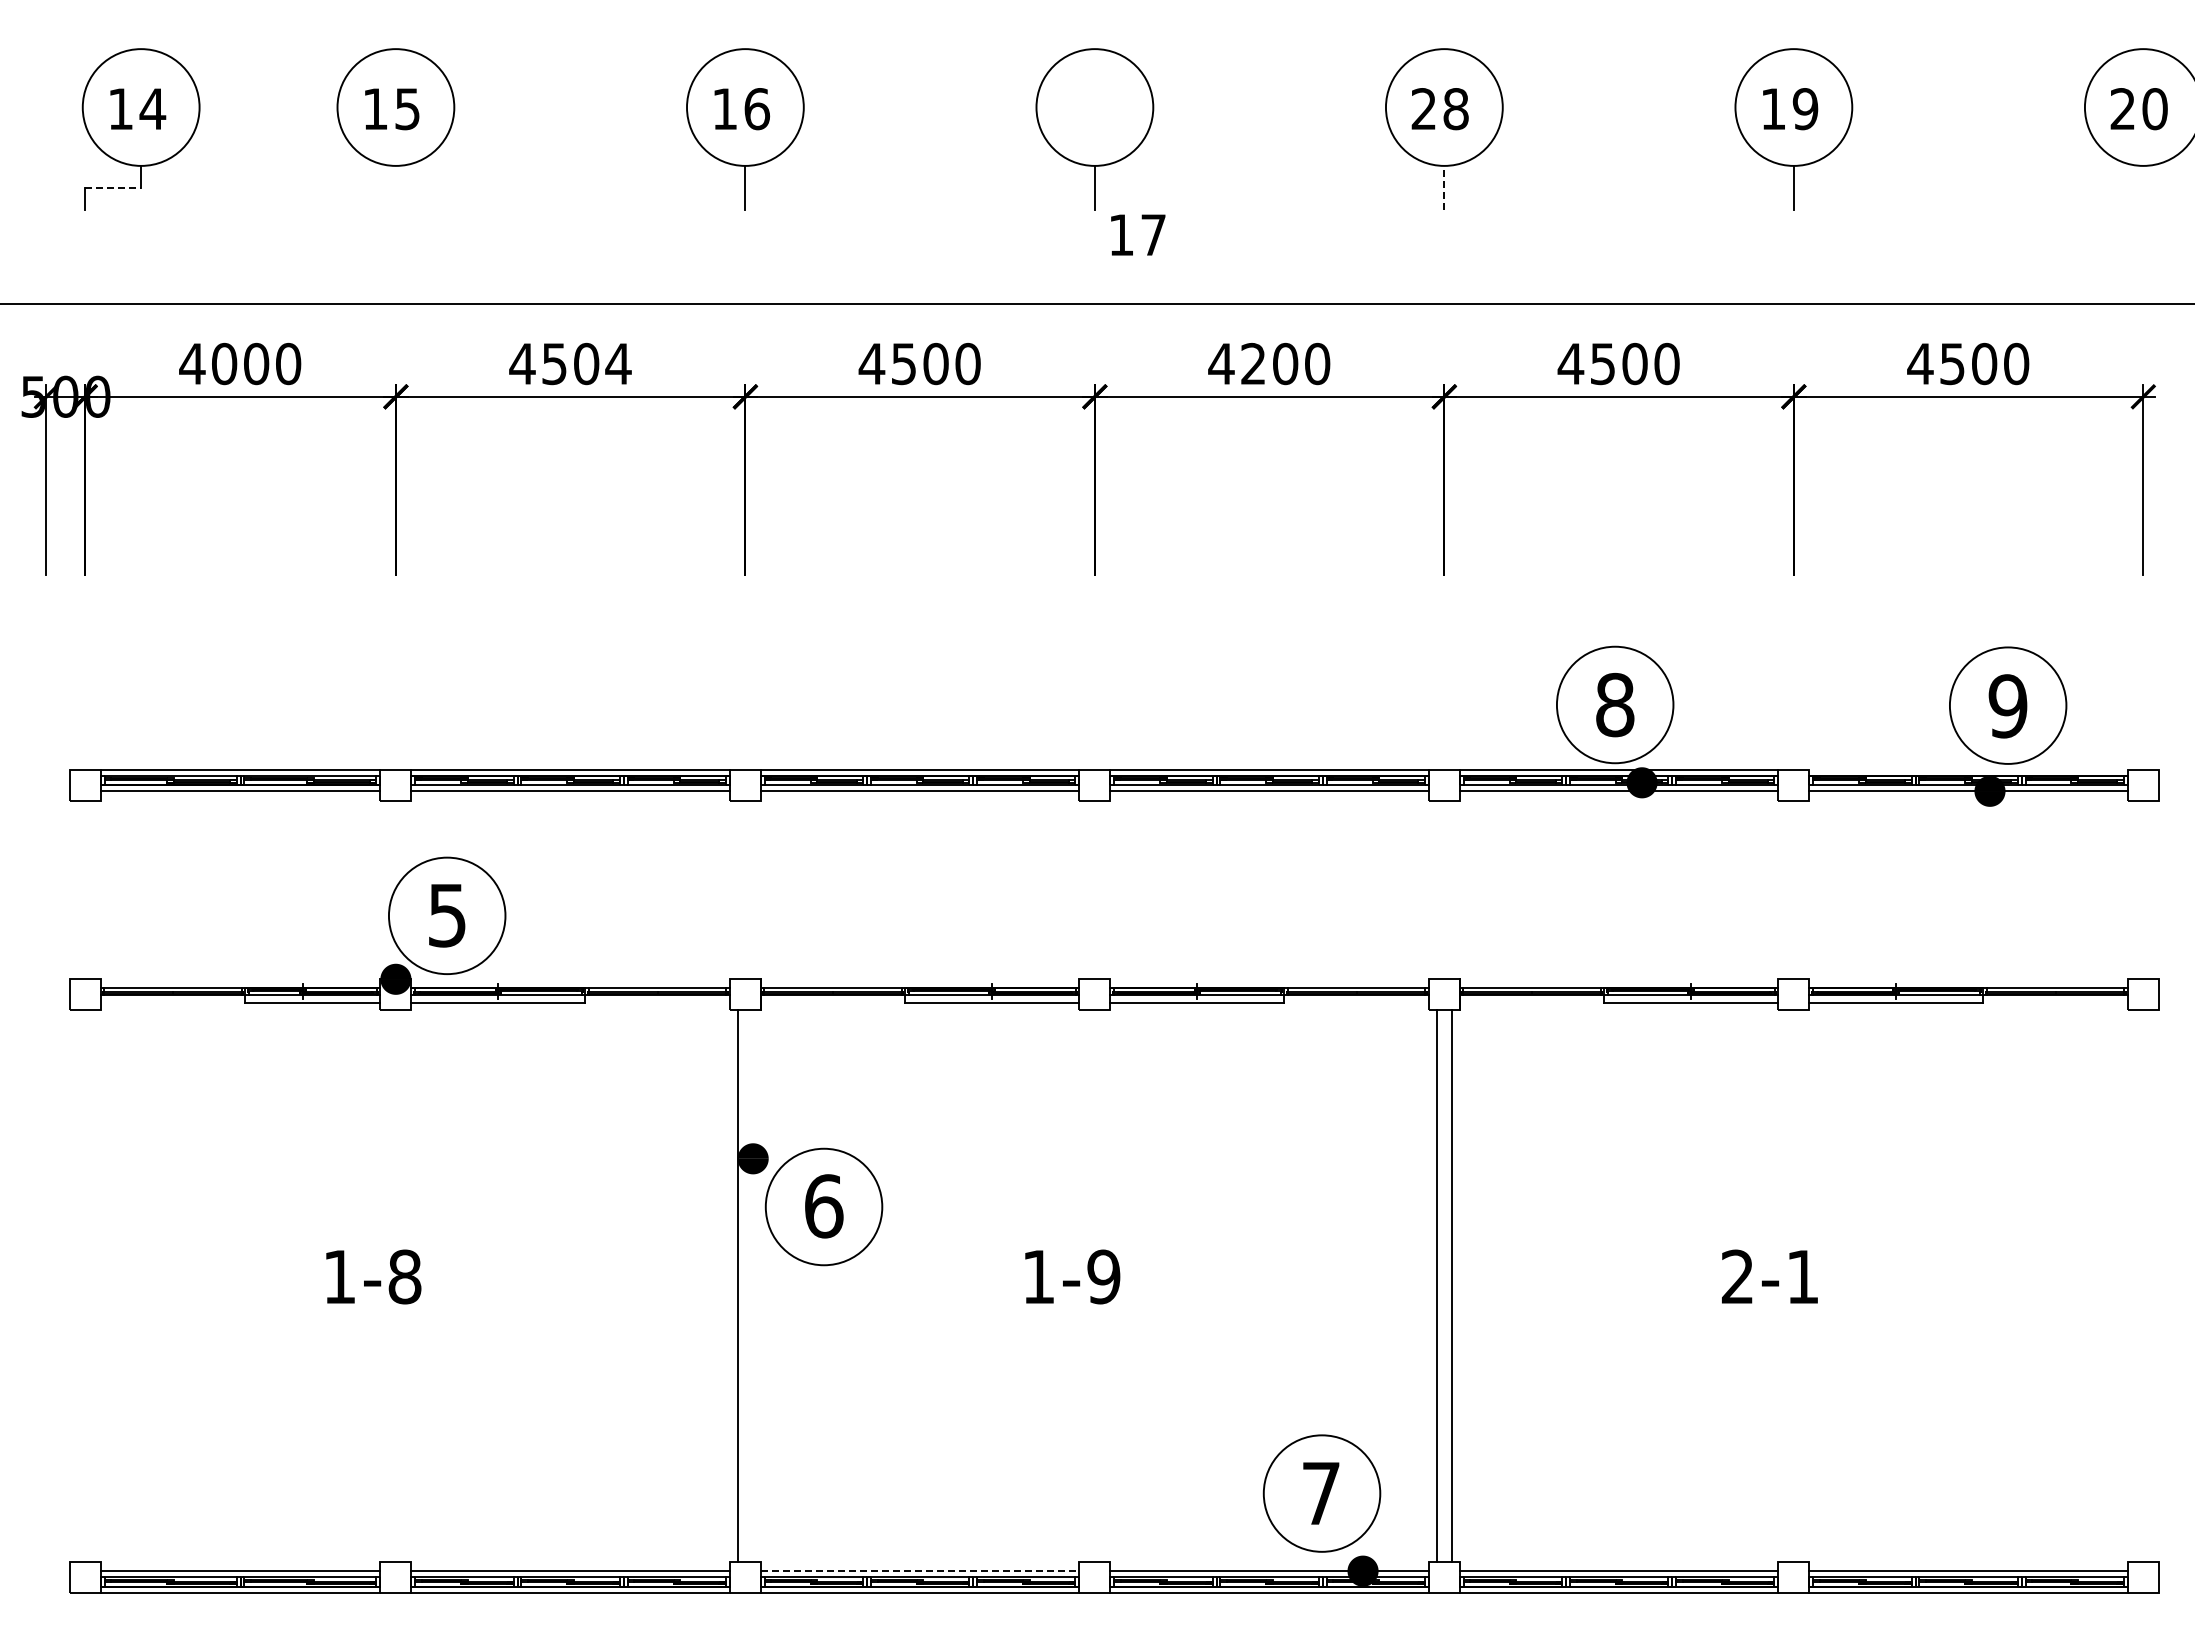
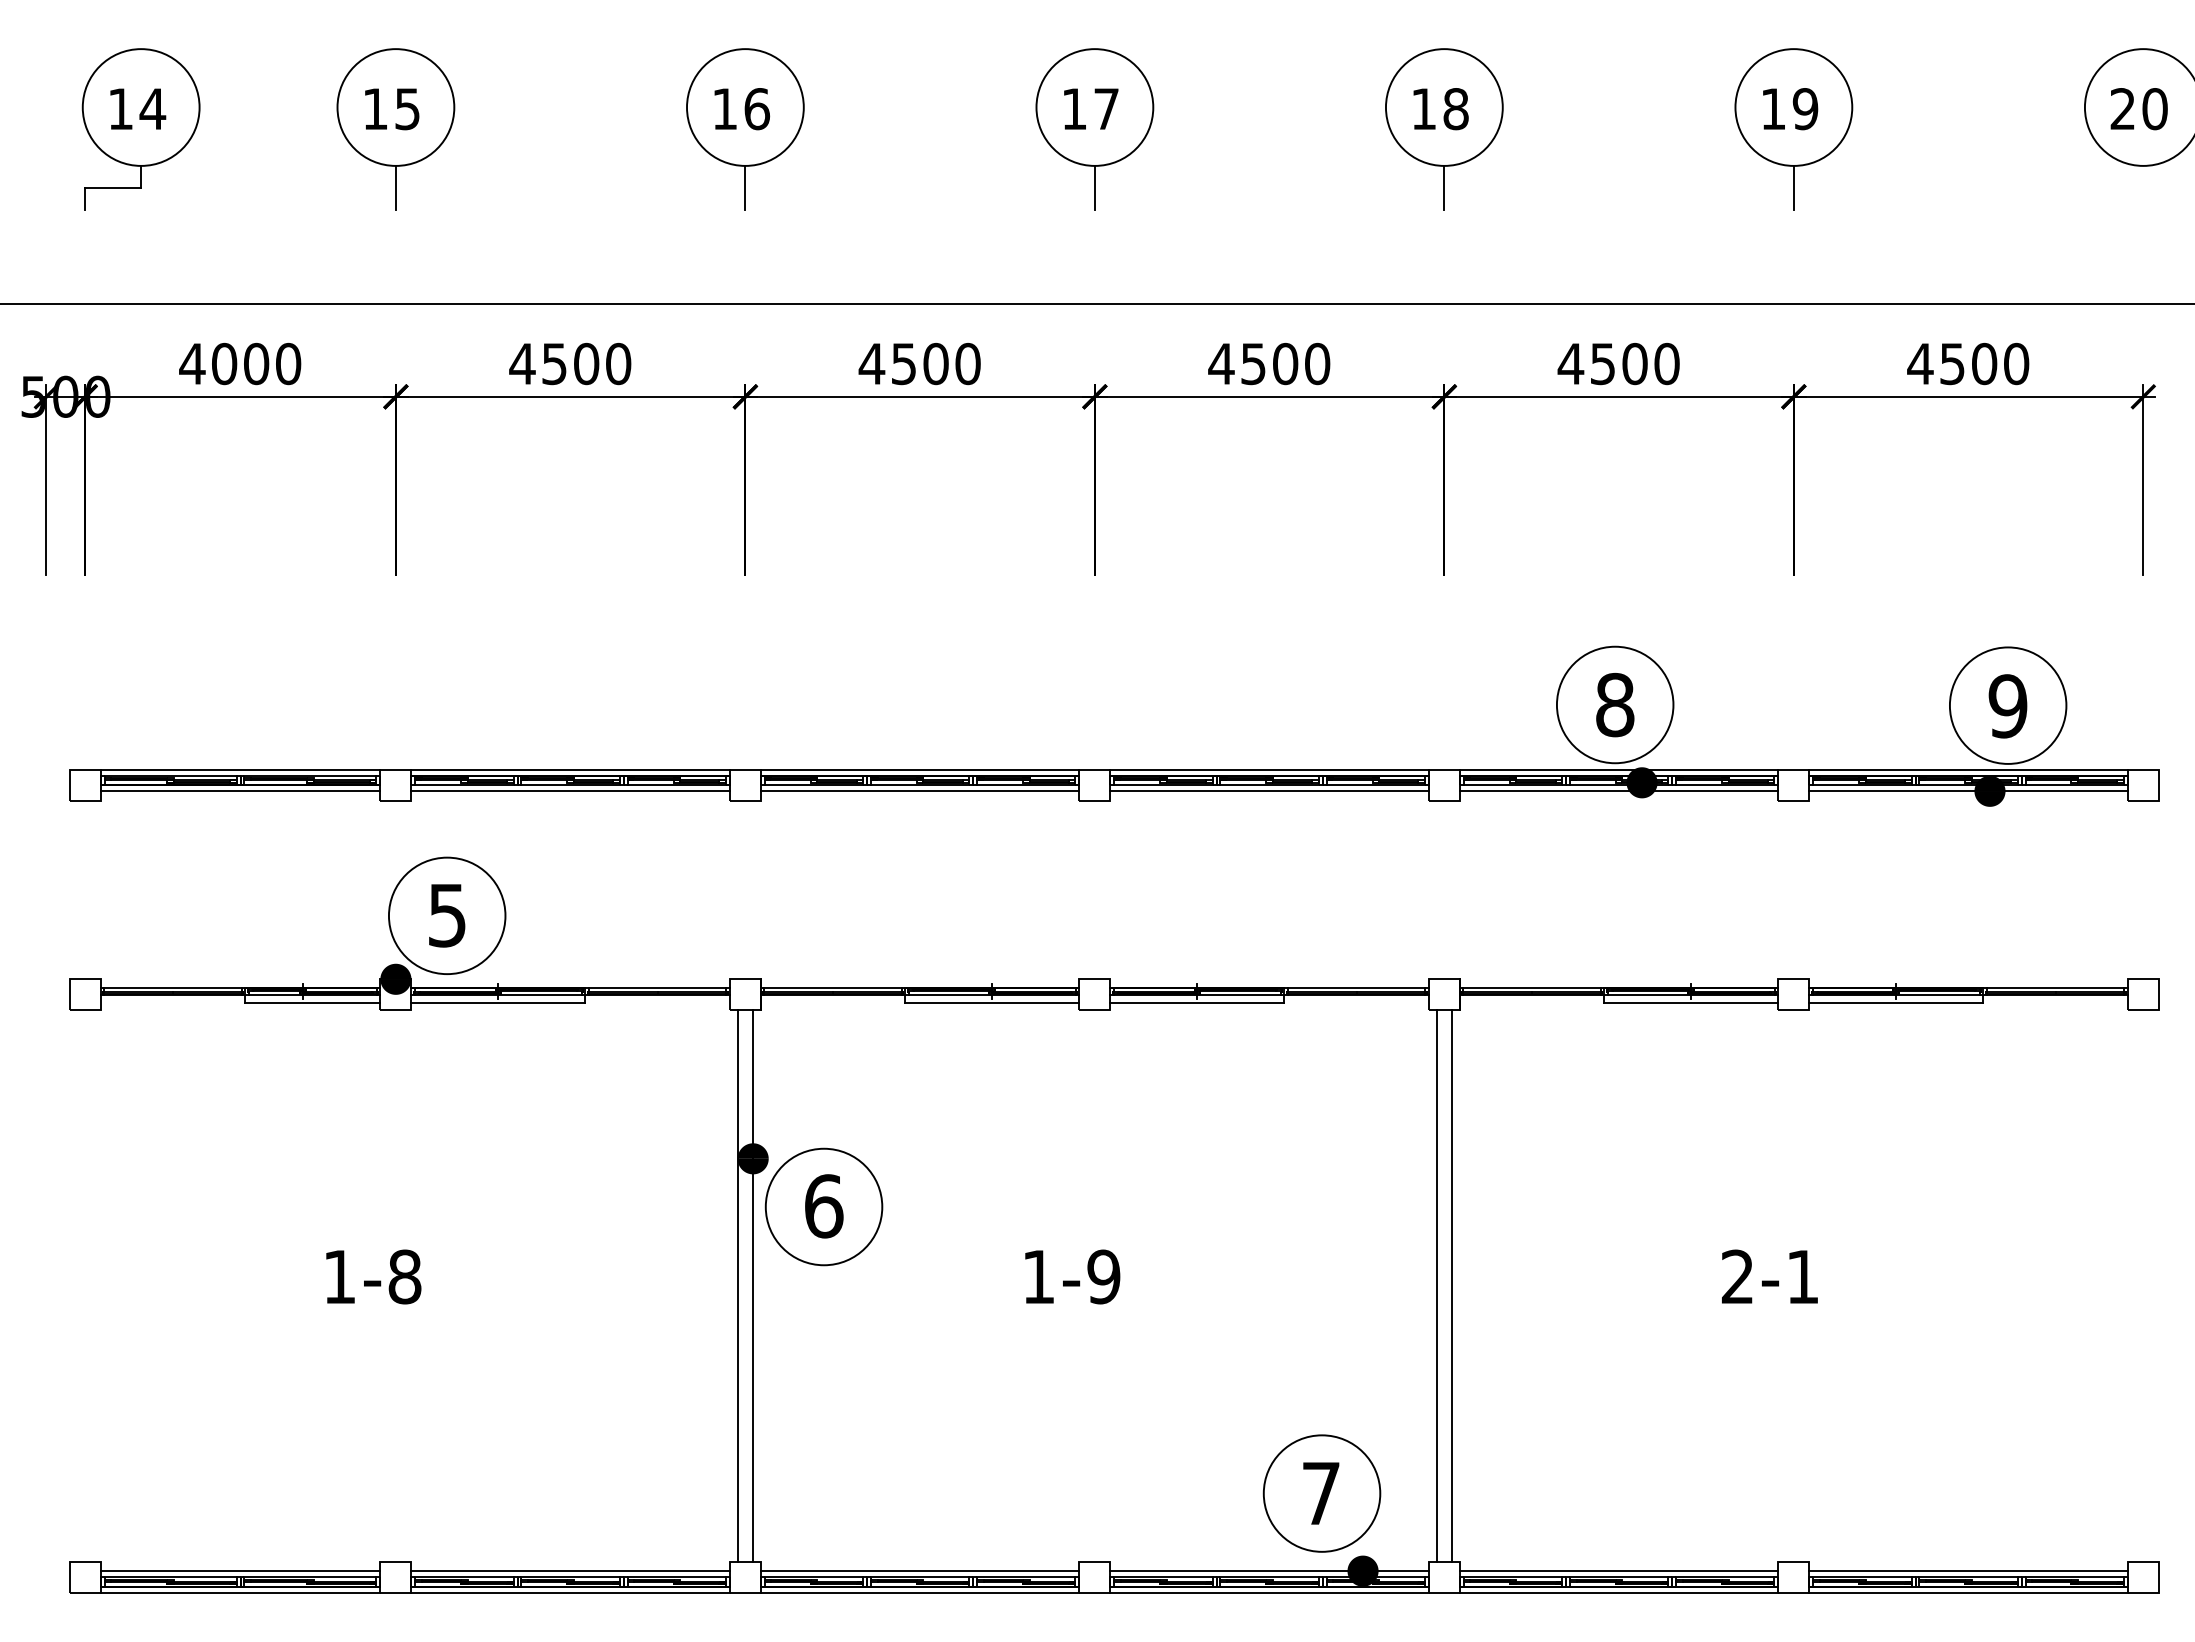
text: 28 -> 18 (1423, 108)
line: none -> present (395, 187)
line: dashed -> solid (1444, 187)
line: dashed -> solid (113, 188)
text position: (1138, 234) -> (1091, 108) (1091, 108)
text: 4504 -> 4500 (618, 363)
text: 4200 -> 4500 (1253, 363)
line: none -> present (1968, 769)
line: none -> present (753, 1285)
line: dashed -> solid (920, 1571)
